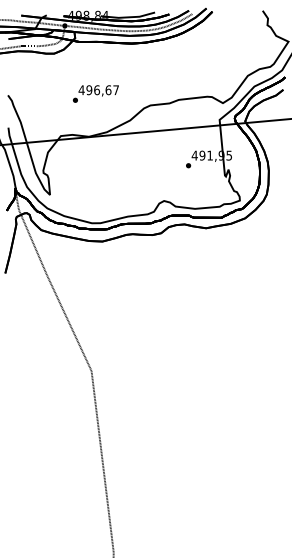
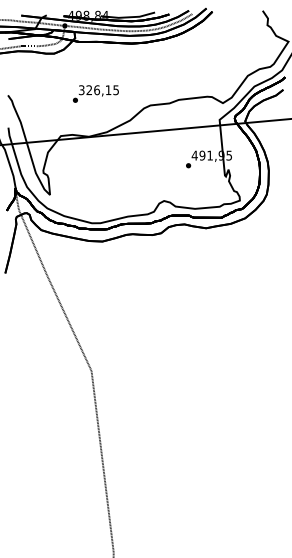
text: 496,67 -> 326,15 (98, 90)
